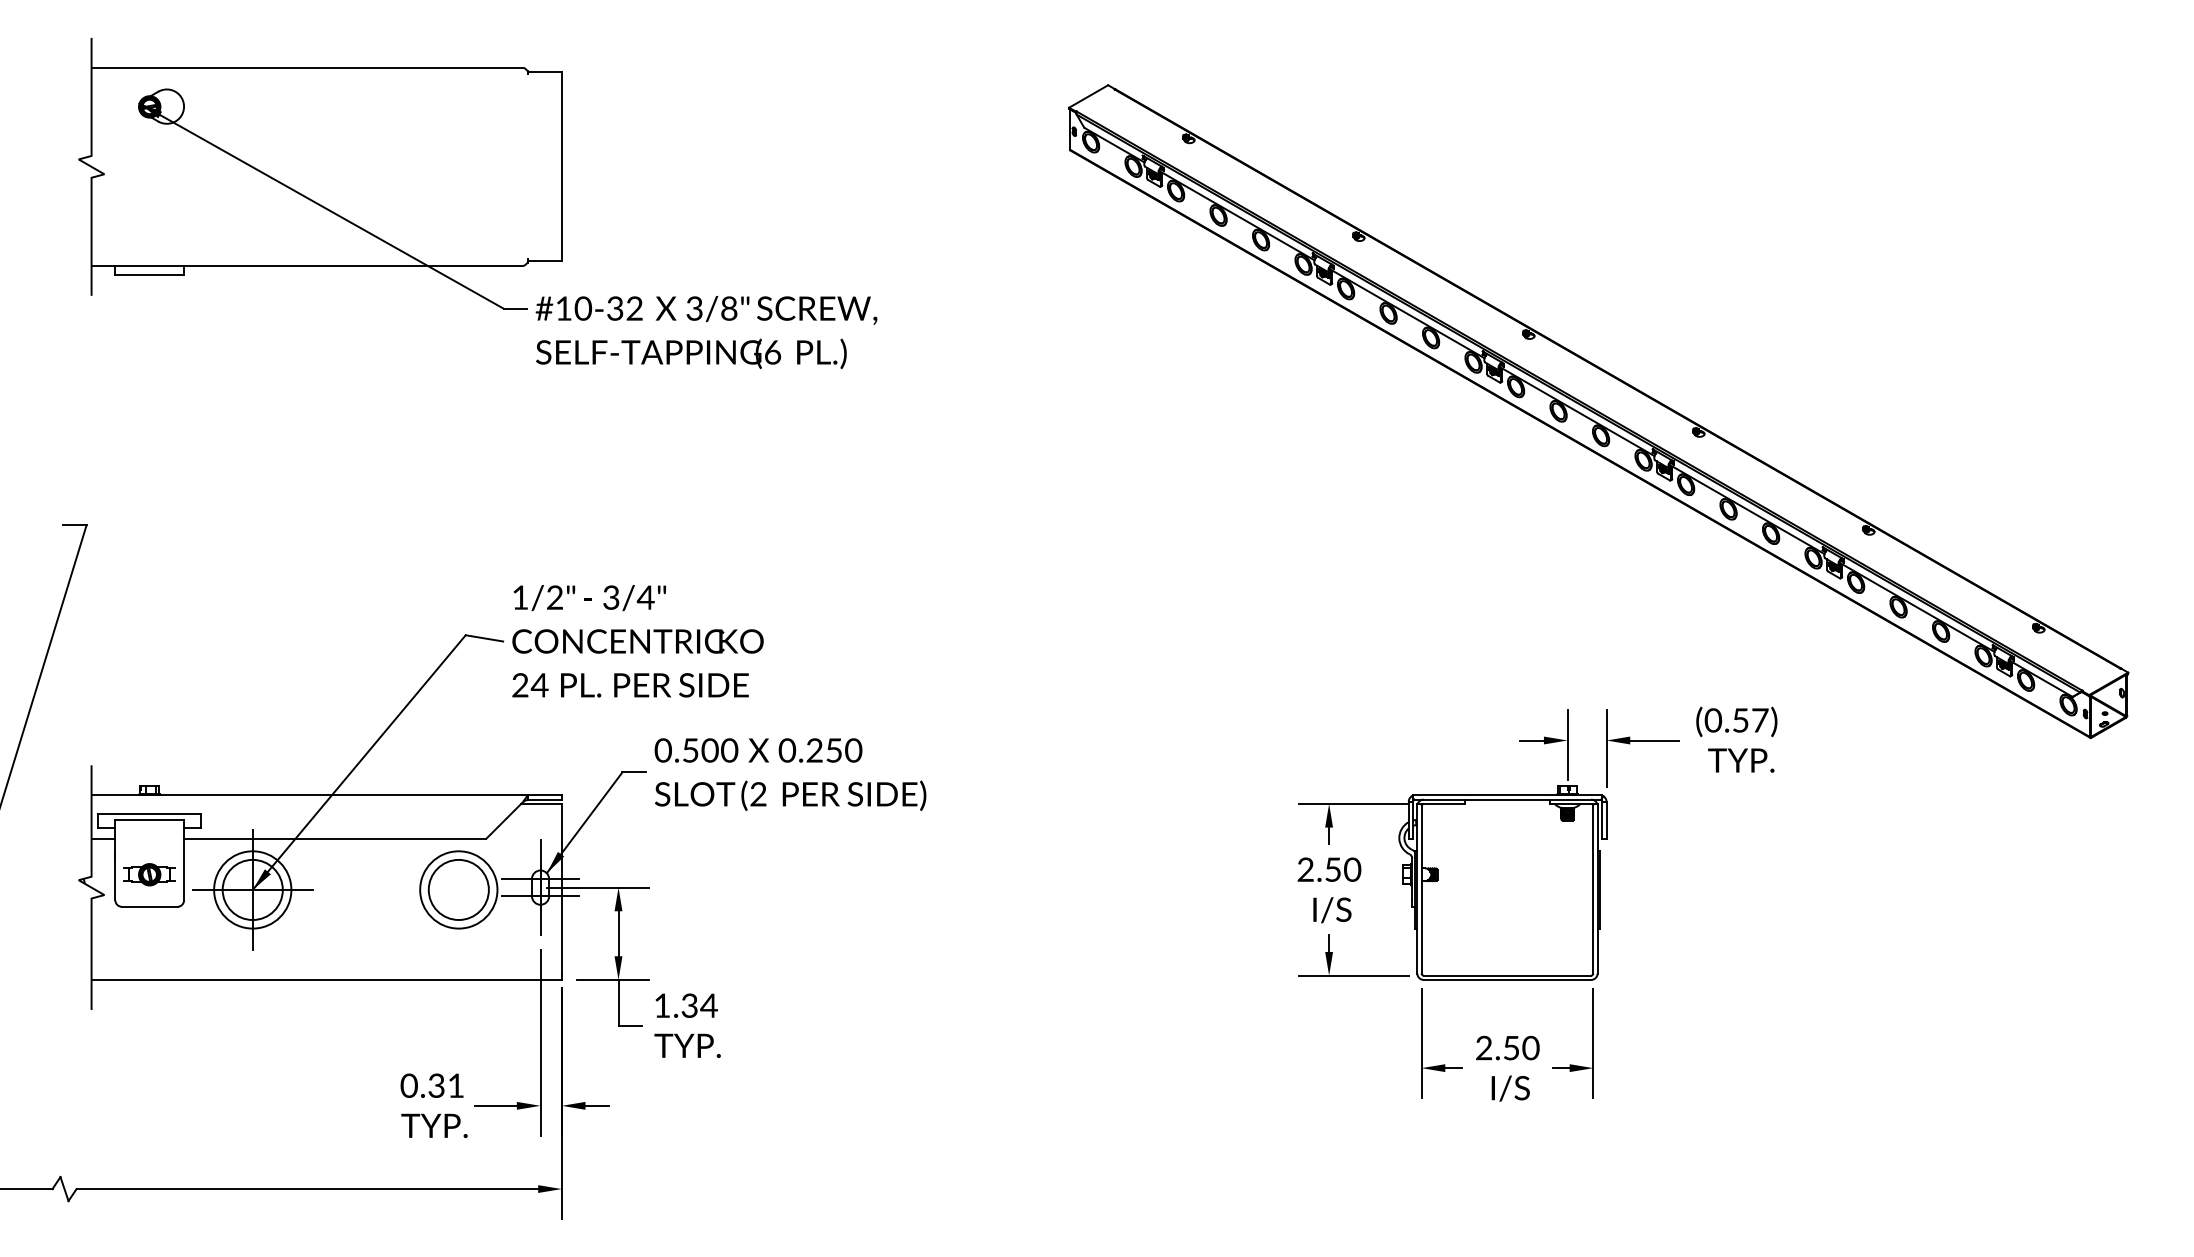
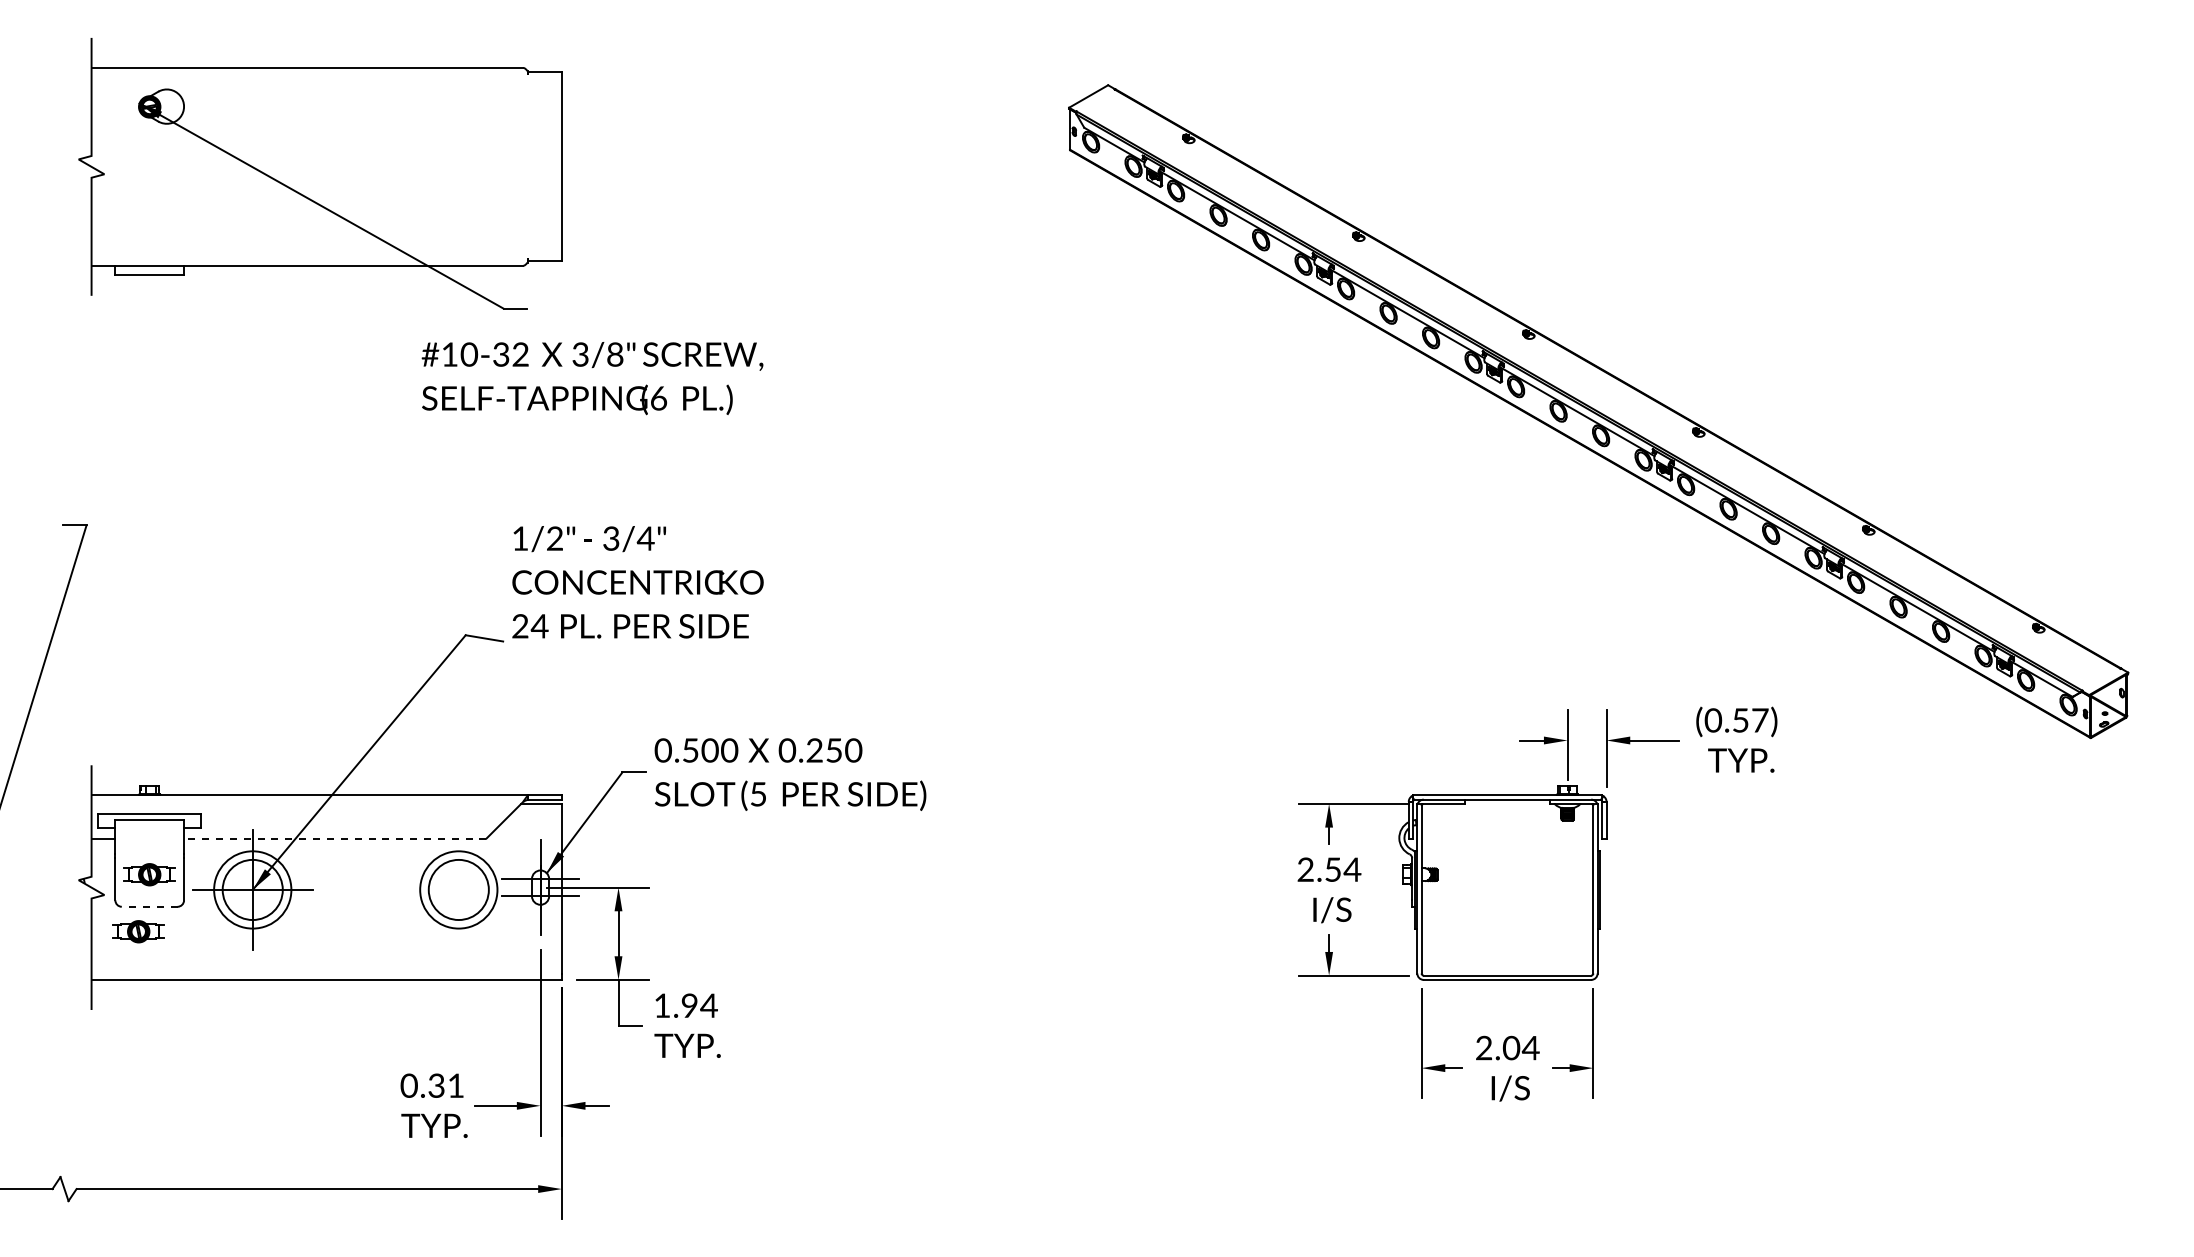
text position: (706, 332) -> (592, 378) (592, 378)
text position: (637, 641) -> (637, 582) (637, 582)
text: (2 -> (5 (758, 794)
line: solid -> dashed (334, 838)
text: 2.50 -> 2.54 (1352, 869)
line: solid -> dashed (149, 906)
part: none -> present (138, 931)
text: 1.34 -> 1.94 (689, 1005)
text: 2.50 -> 2.04 (1520, 1047)
